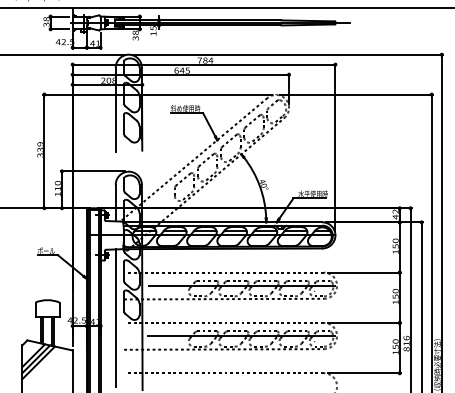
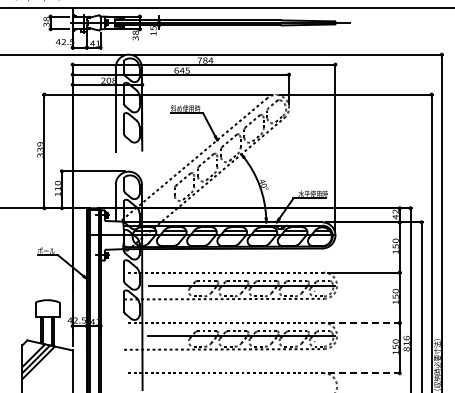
line: present -> none (115, 318)
line: solid -> dashed (364, 322)
line: solid -> dashed (364, 373)
